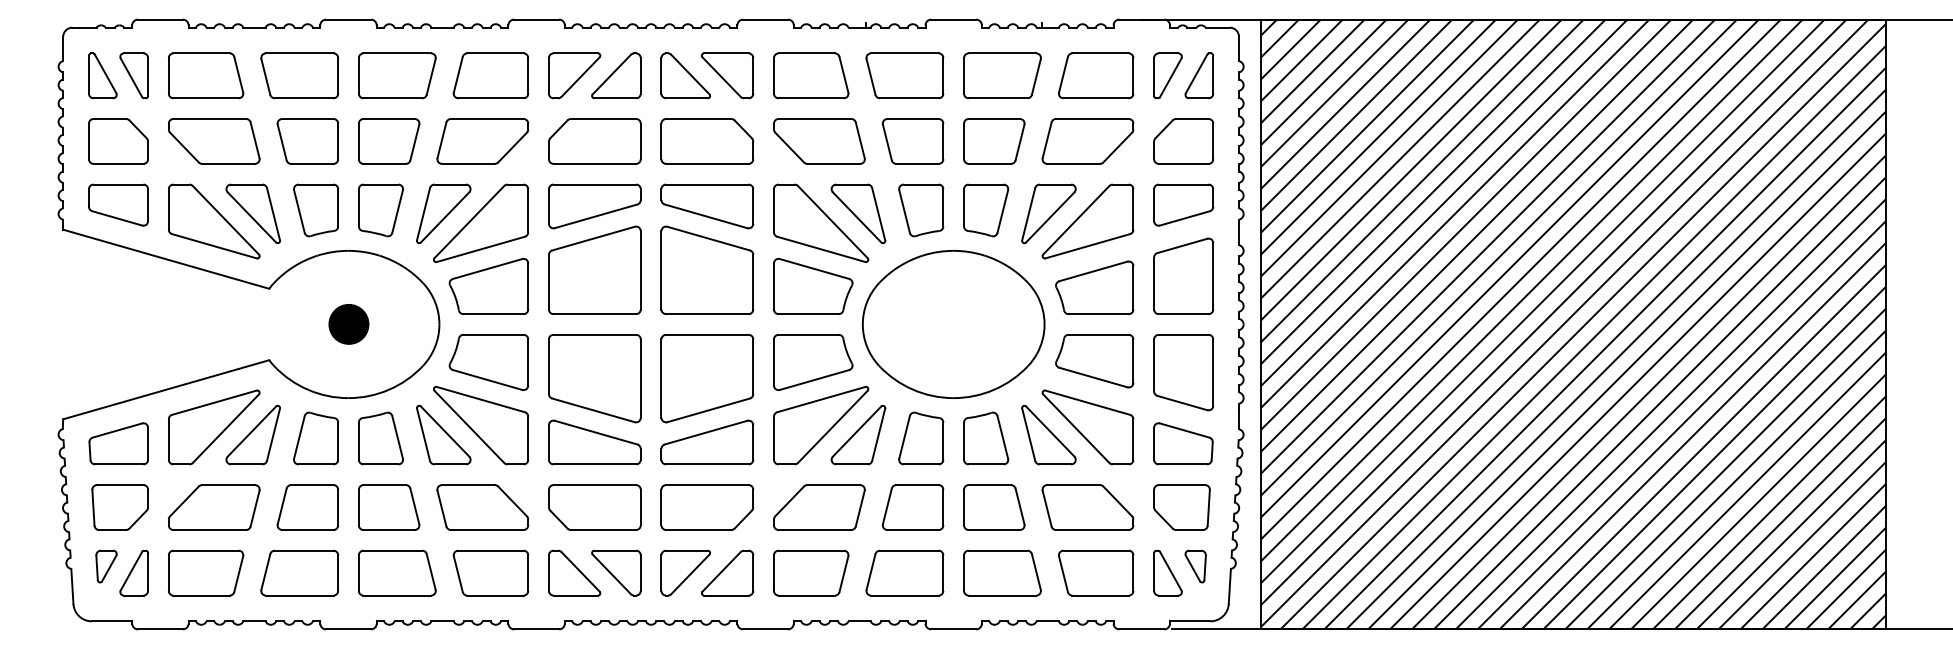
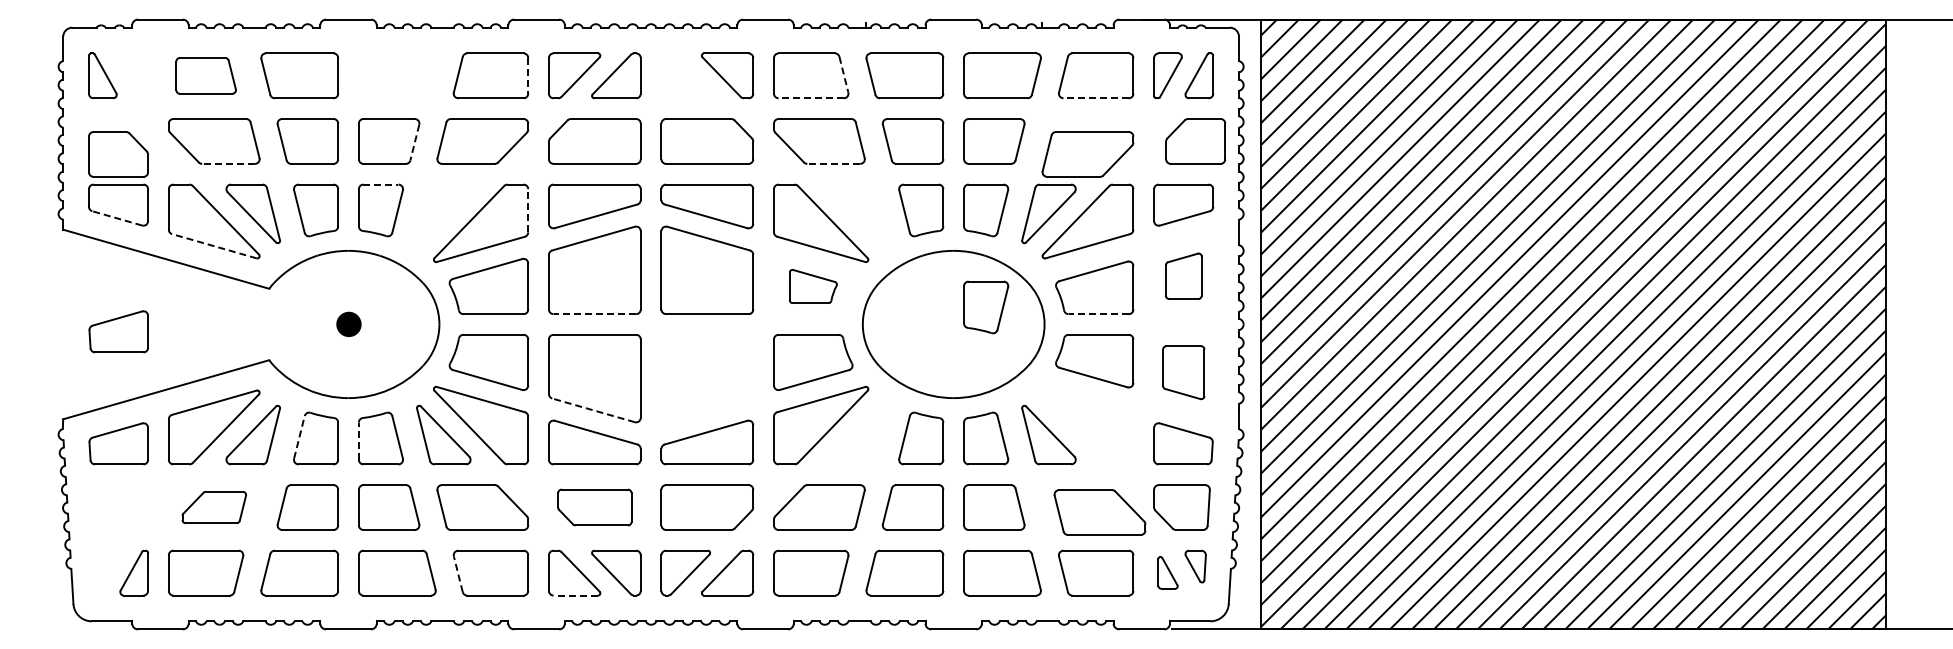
part: present -> none (133, 75)
part size: 77x48 px -> 62x38 px (205, 75)
part: present -> none (397, 75)
line: solid -> dashed (528, 75)
part: present -> none (685, 75)
line: solid -> dashed (844, 75)
line: solid -> dashed (811, 98)
line: solid -> dashed (1096, 98)
part position: (118, 141) -> (118, 154) (118, 154)
part position: (1087, 141) -> (1087, 154) (1087, 154)
part position: (1183, 141) -> (1195, 141) (1195, 141)
line: solid -> dashed (414, 143)
line: solid -> dashed (228, 163)
line: solid -> dashed (833, 163)
line: solid -> dashed (381, 184)
line: solid -> dashed (528, 210)
part: present -> none (443, 213)
part: present -> none (858, 213)
line: solid -> dashed (117, 218)
line: solid -> dashed (214, 246)
part size: 62x78 px -> 38x48 px (1183, 275)
part size: 81x57 px -> 49x35 px (813, 286)
part: none -> present (986, 307)
line: solid -> dashed (594, 314)
line: solid -> dashed (1098, 314)
part size: 42x41 px -> 26x26 px (348, 323)
part: none -> present (118, 331)
part size: 62x78 px -> 44x56 px (1183, 372)
part: present -> none (707, 378)
line: solid -> dashed (593, 410)
part: present -> none (1087, 427)
part: present -> none (858, 434)
line: solid -> dashed (299, 437)
line: solid -> dashed (358, 441)
part: present -> none (119, 507)
part size: 93x47 px -> 67x33 px (214, 507)
part size: 94x47 px -> 76x39 px (594, 507)
part position: (1087, 507) -> (1099, 512) (1099, 512)
part: present -> none (106, 566)
part size: 30x48 px -> 22x34 px (1167, 572)
line: solid -> dashed (458, 573)
line: solid -> dashed (575, 595)
